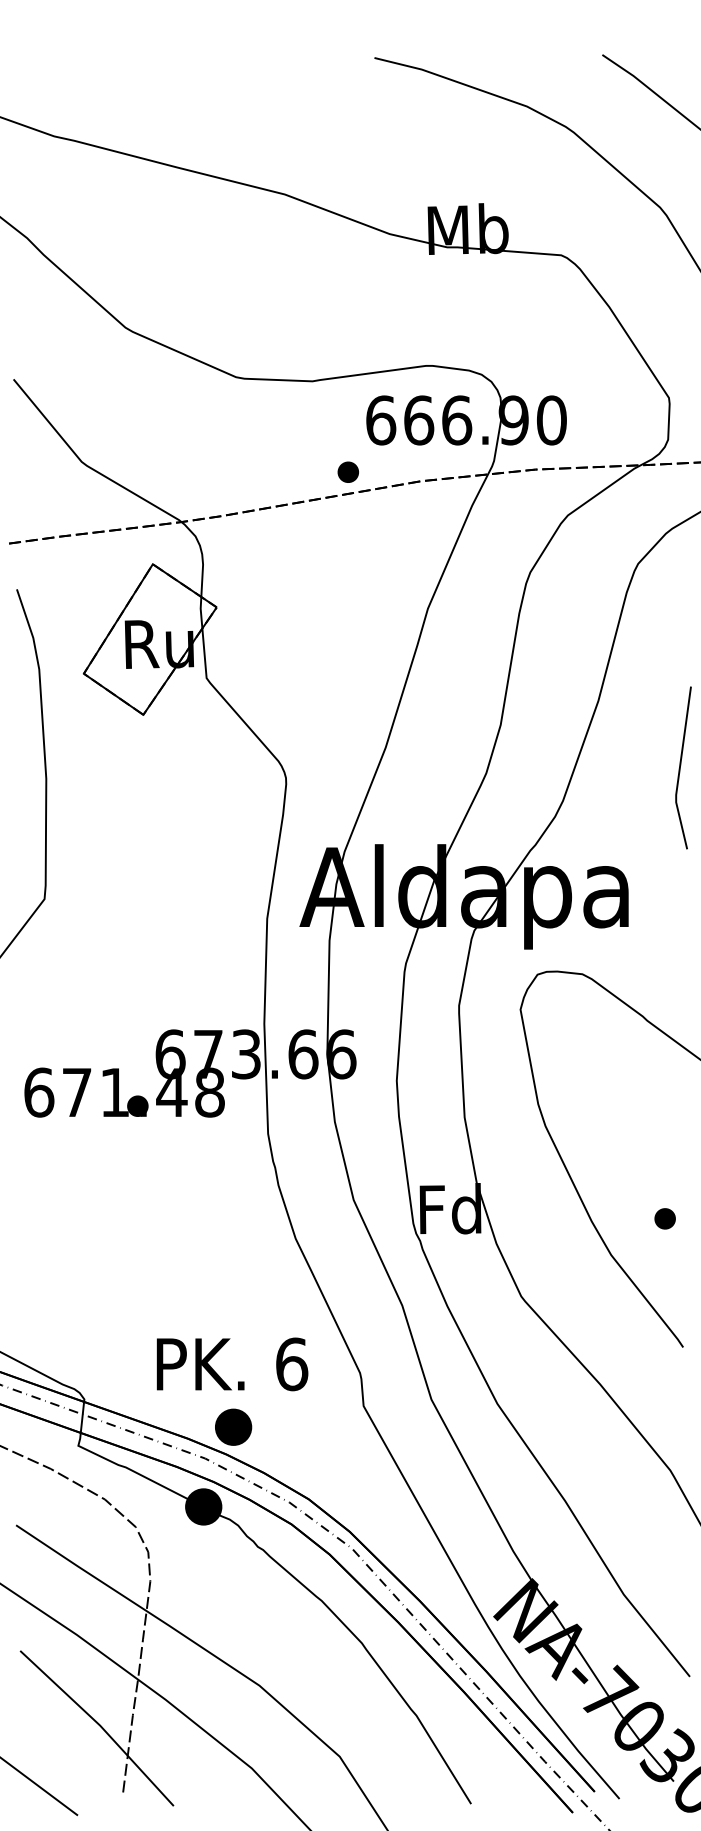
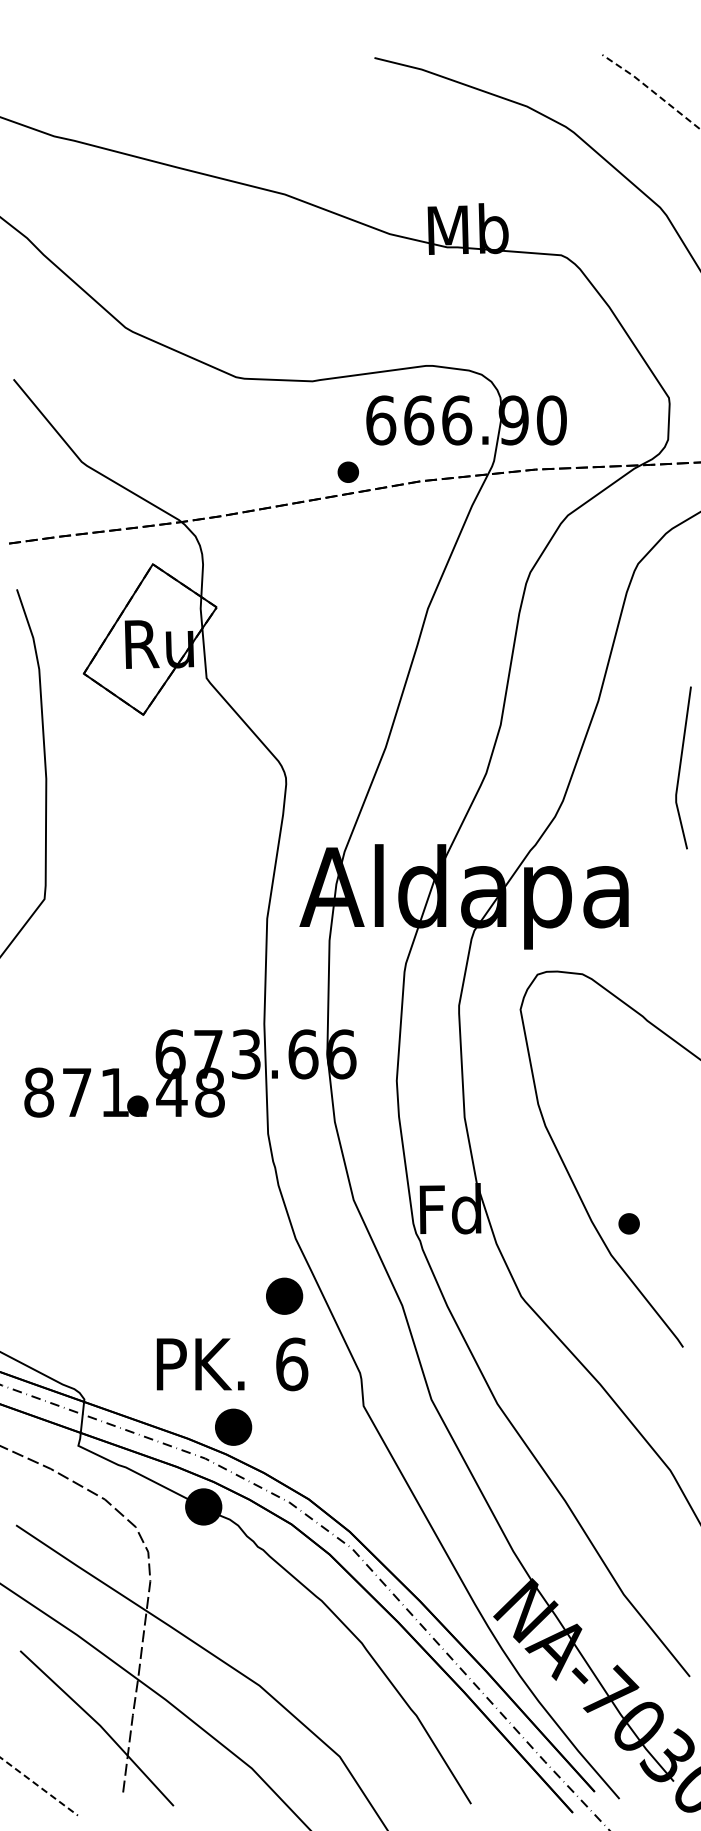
line: solid -> dashed (651, 90)
text: 671.48 -> 871.48 (39, 1092)
part position: (664, 1218) -> (628, 1223) (628, 1223)
part: none -> present (284, 1295)
line: solid -> dashed (39, 1786)
